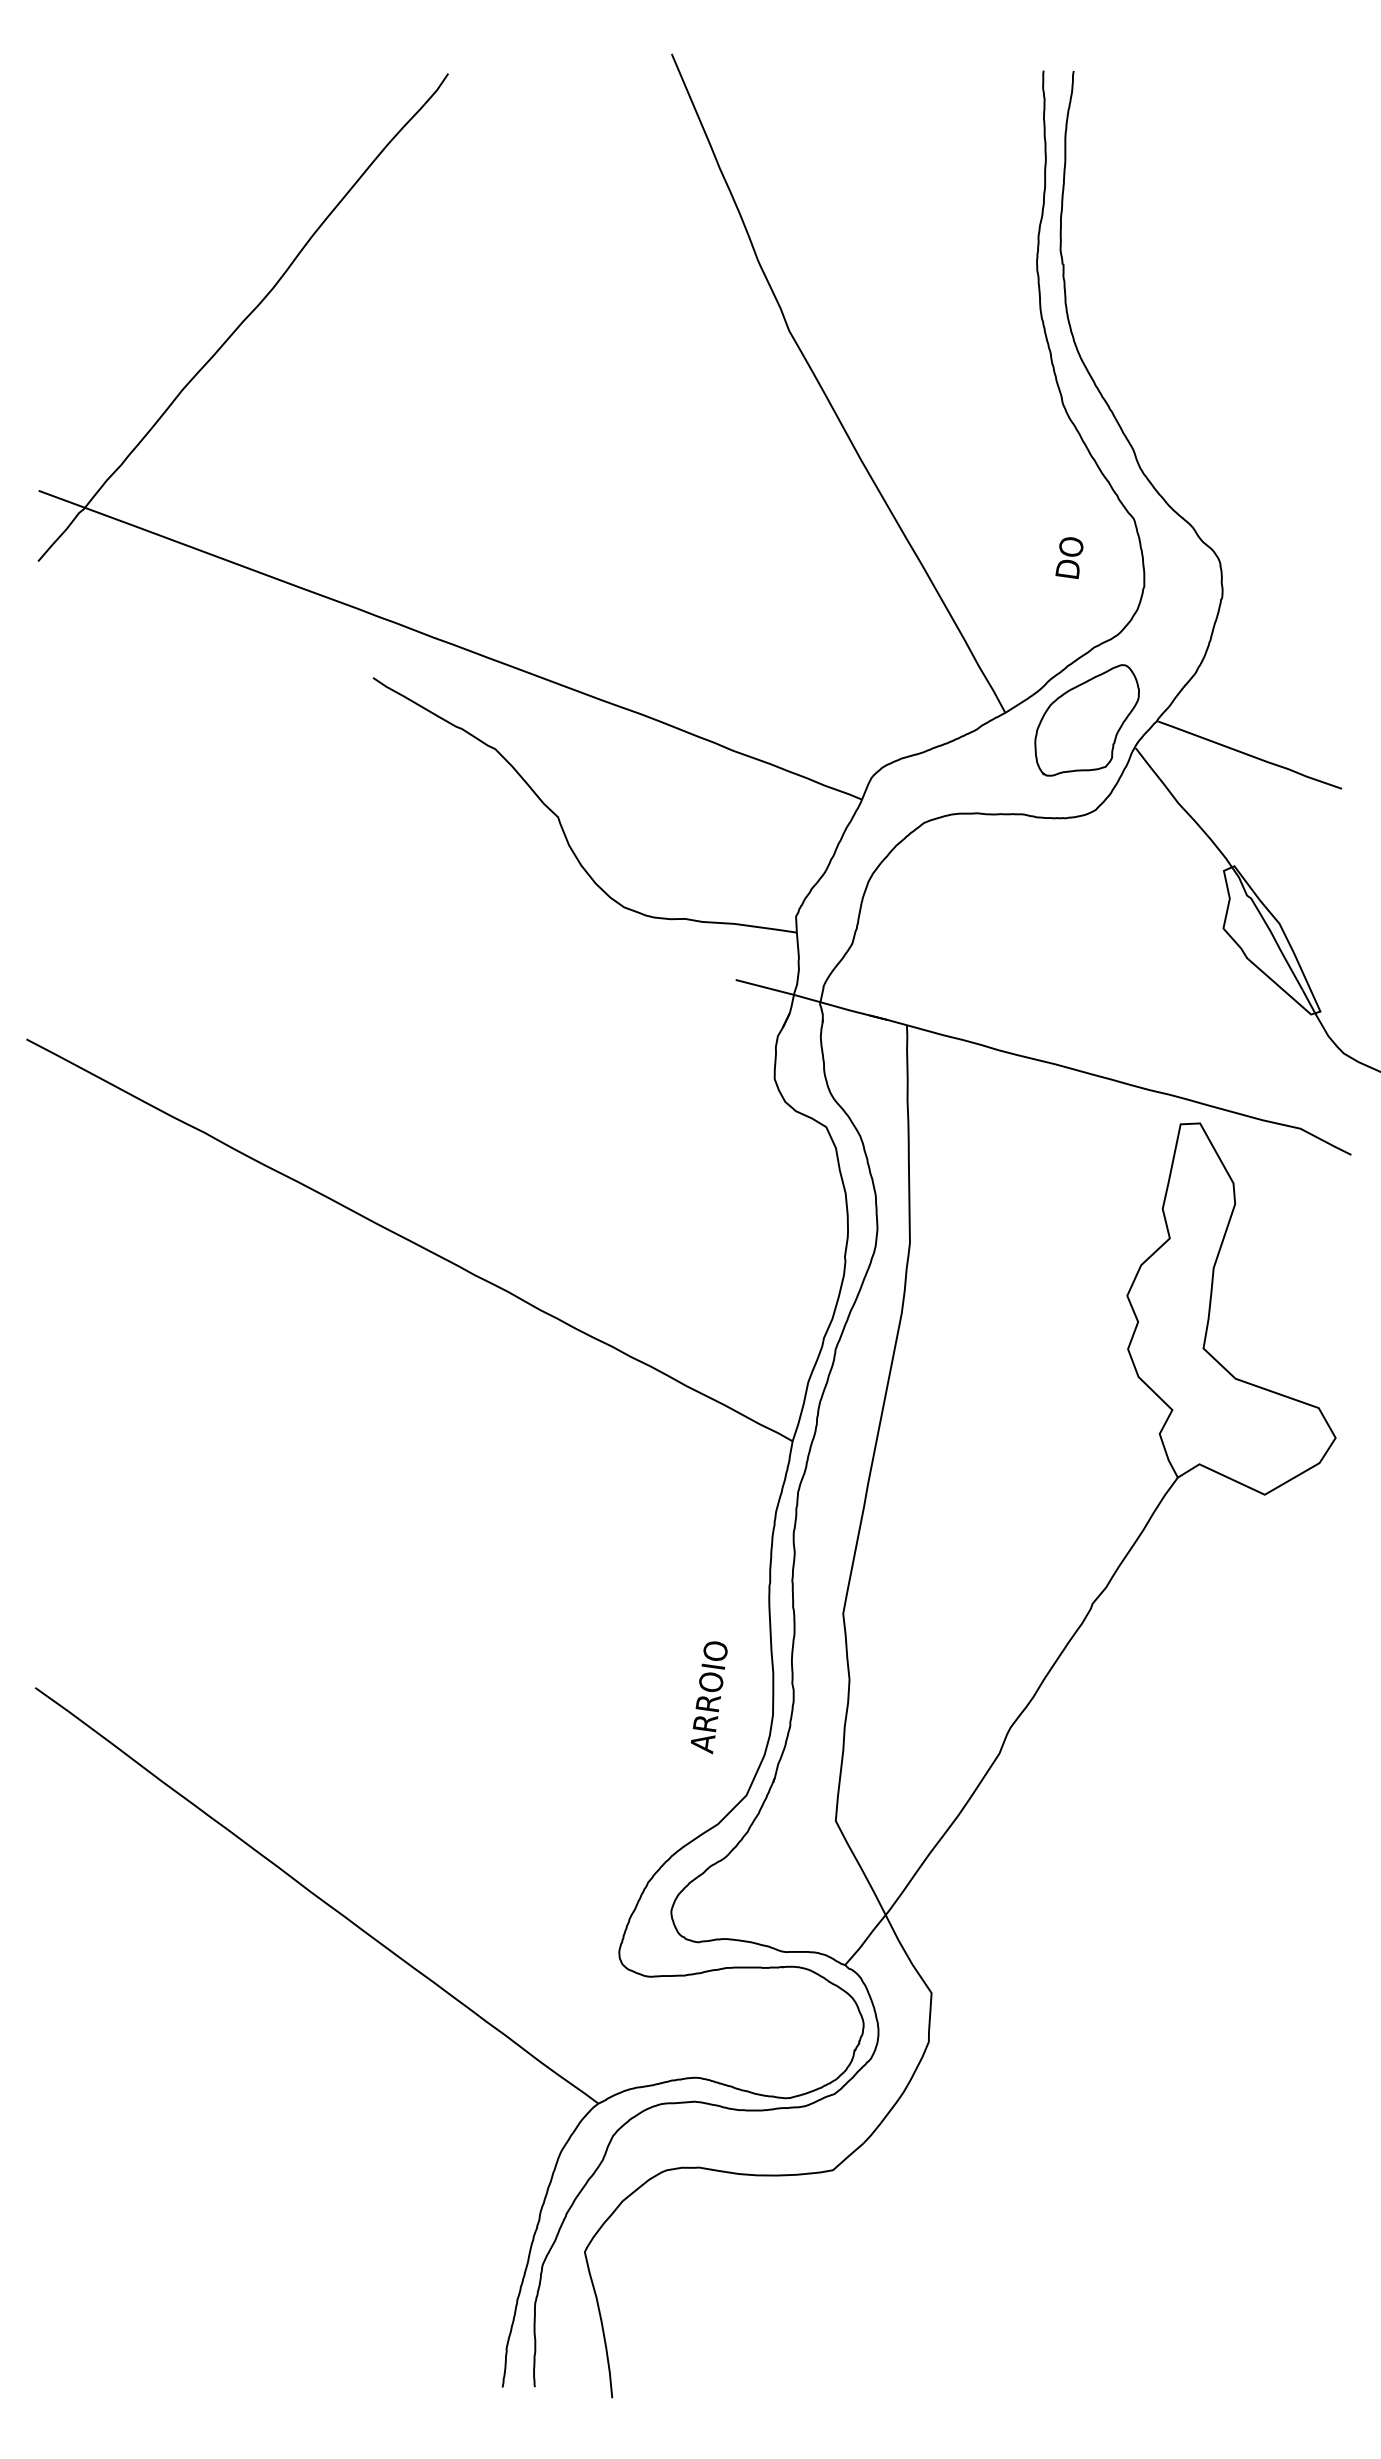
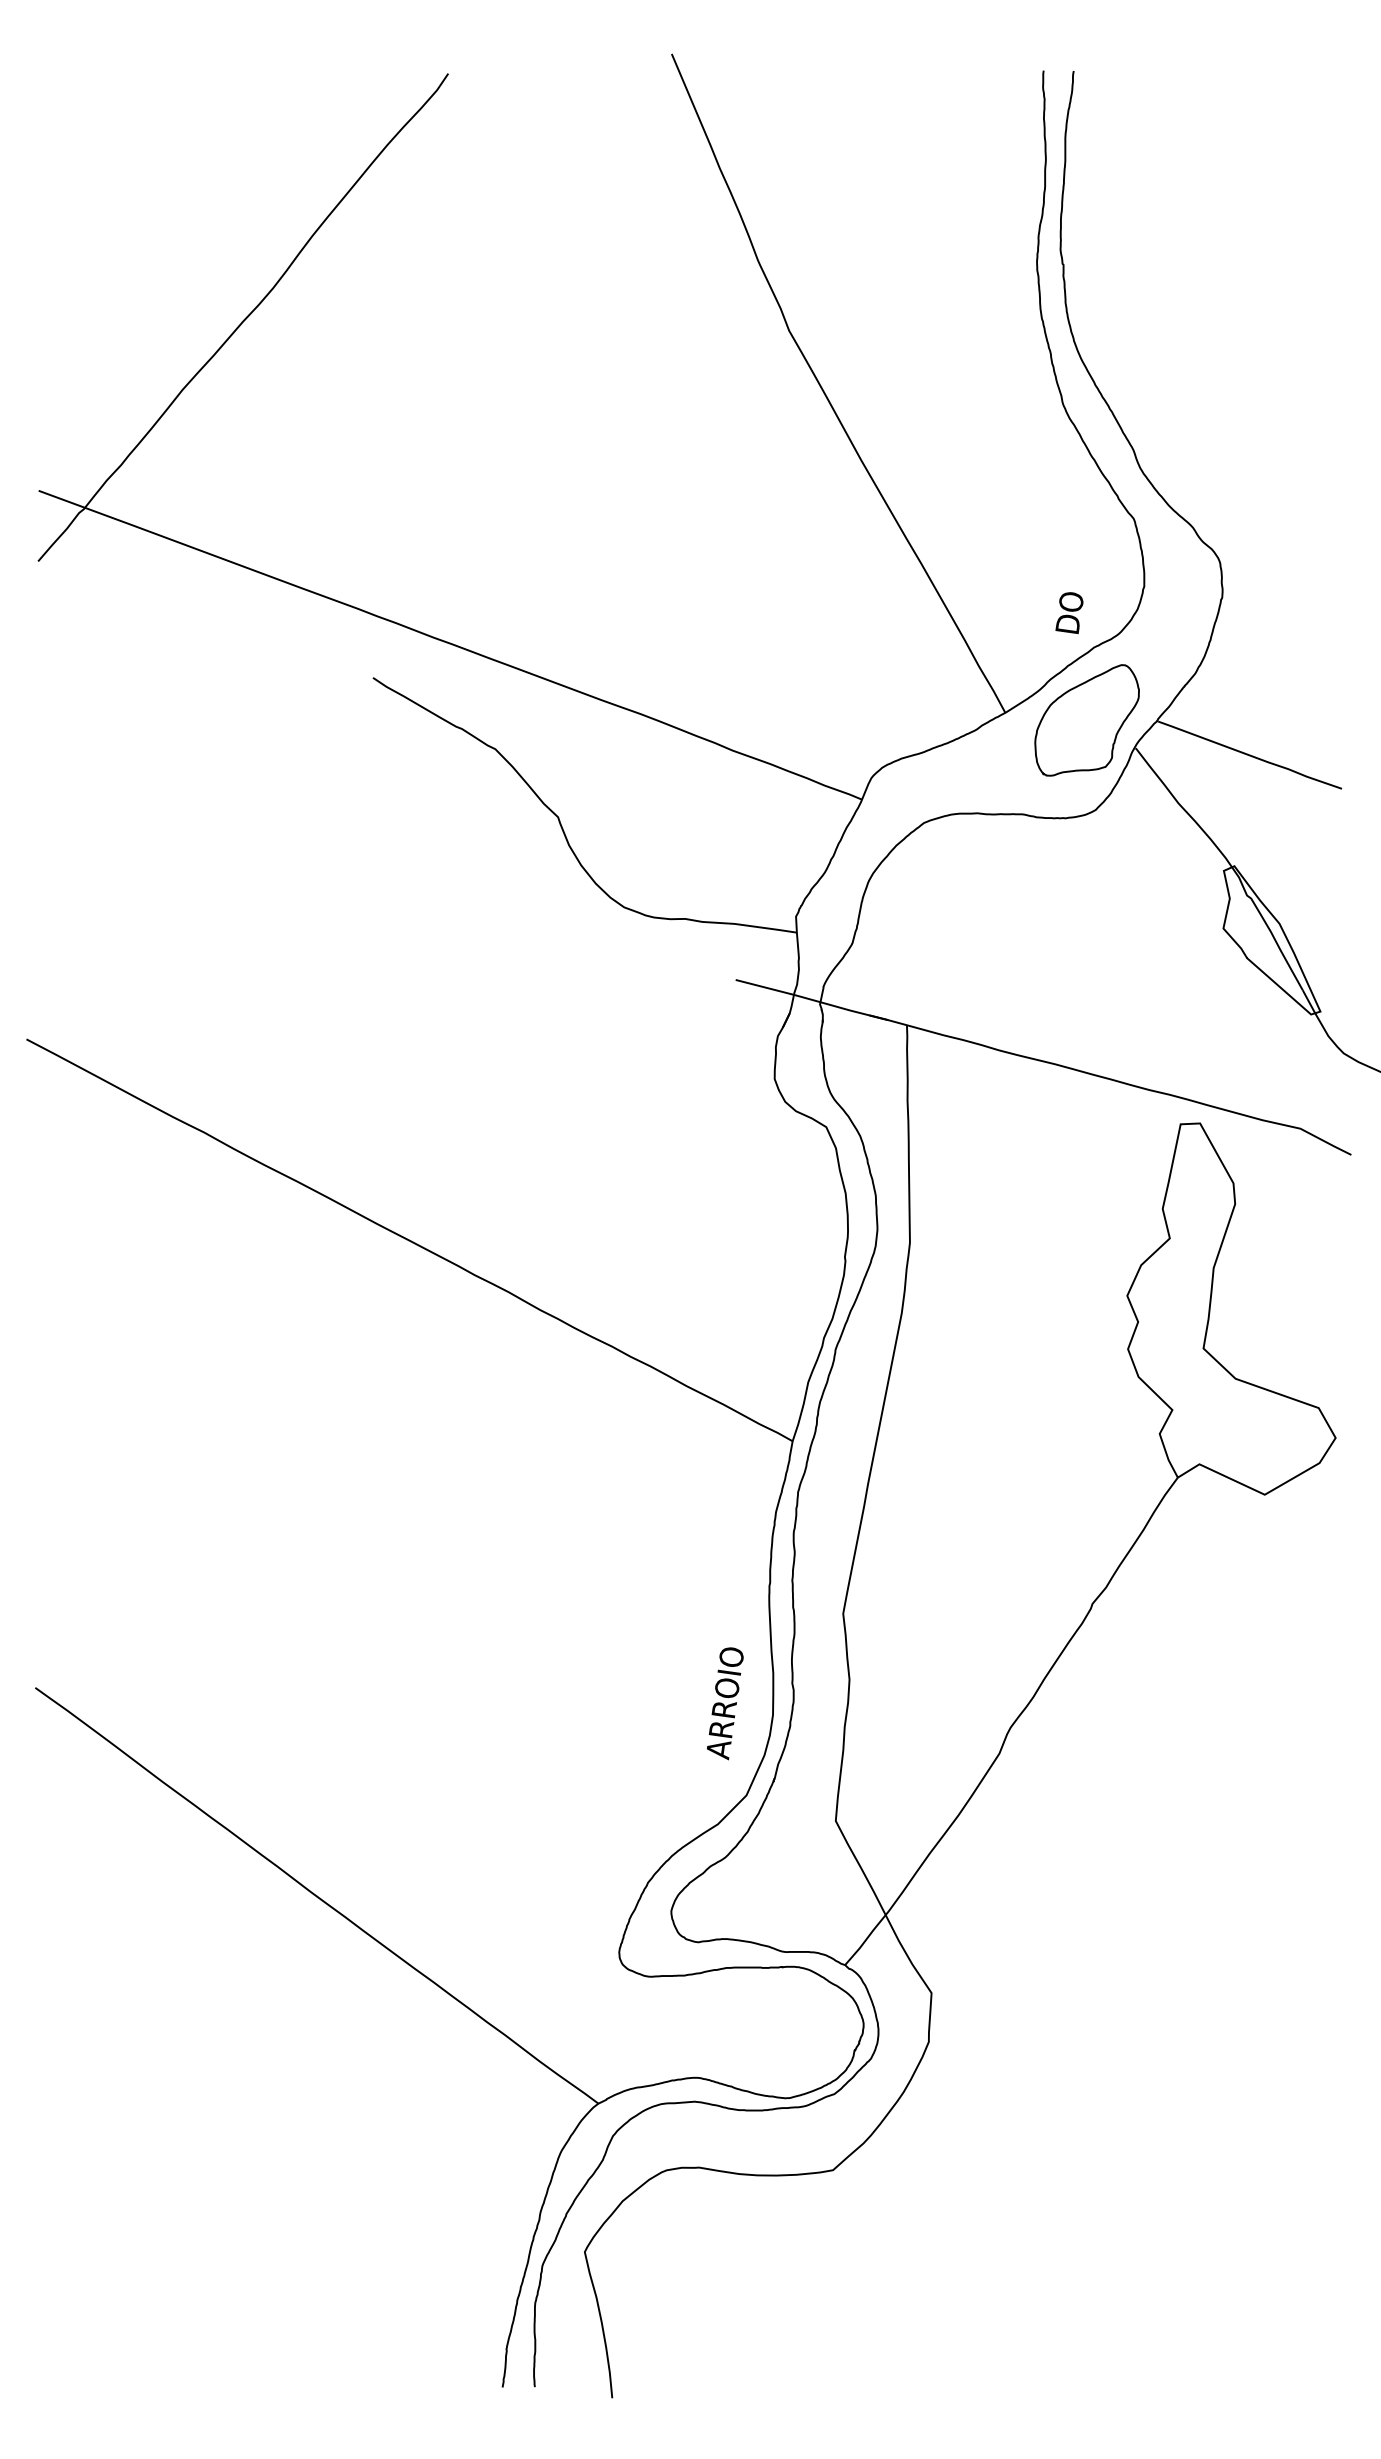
text position: (1069, 558) -> (1069, 613) (1069, 613)
text position: (709, 1697) -> (725, 1703) (725, 1703)
